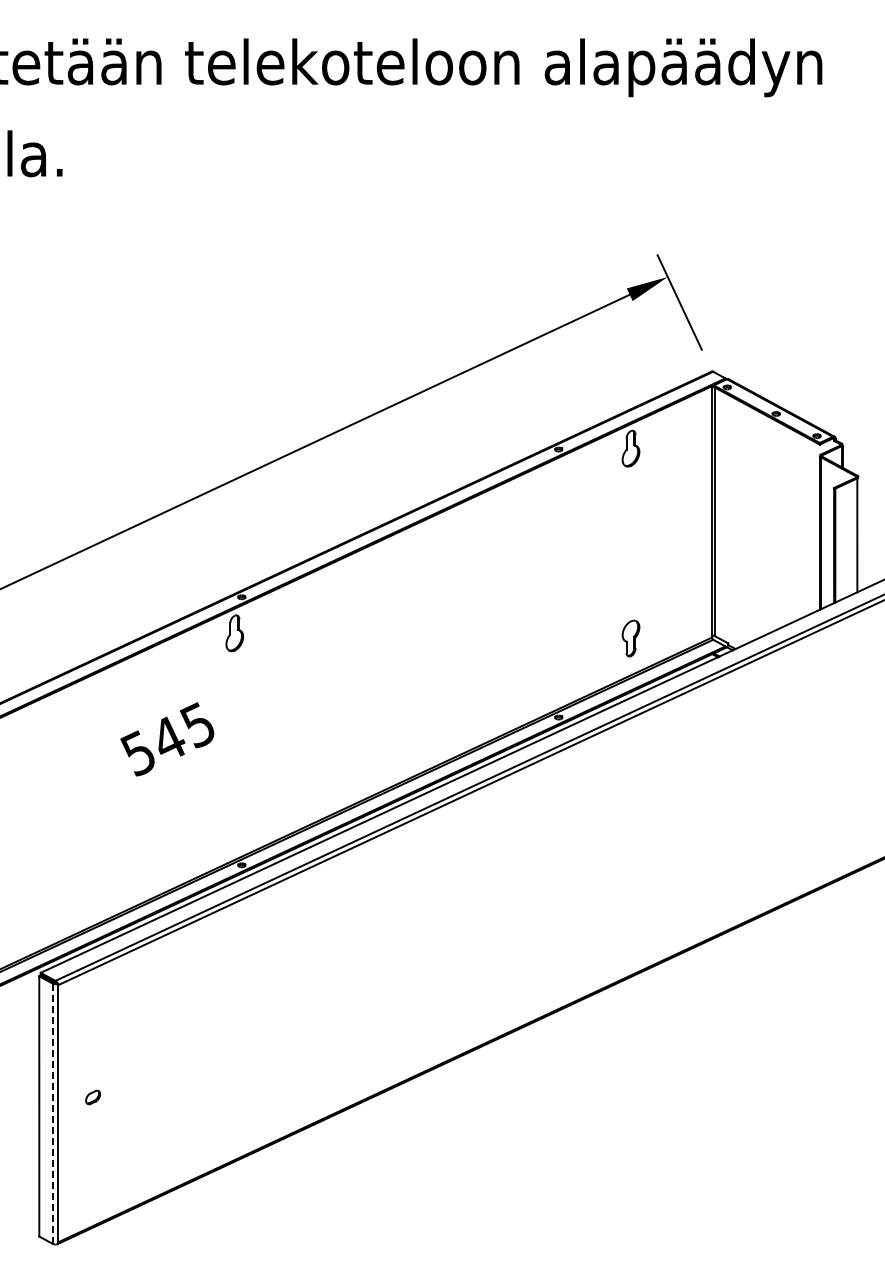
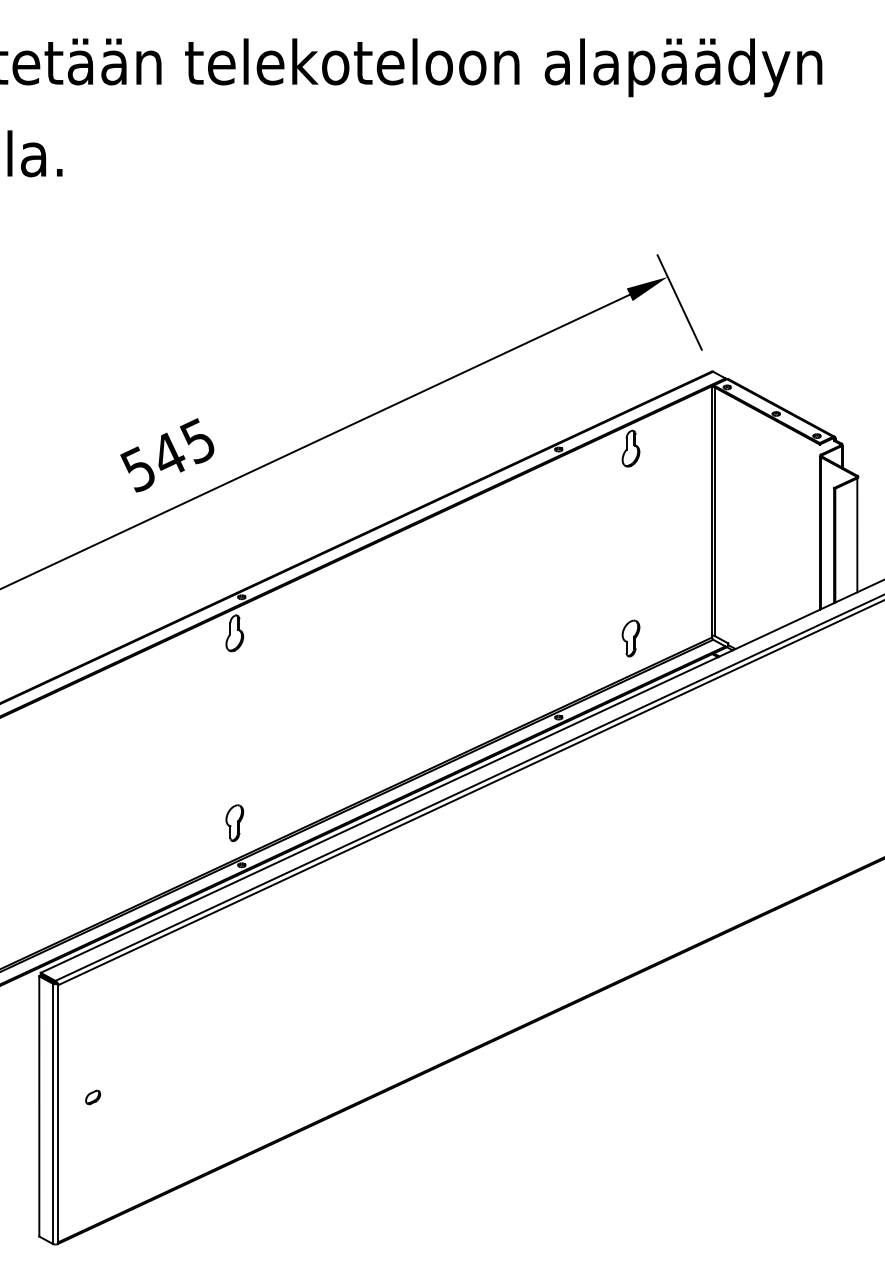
text position: (167, 739) -> (167, 455) (167, 455)
part: none -> present (234, 822)
line: dashed -> solid (52, 1113)
